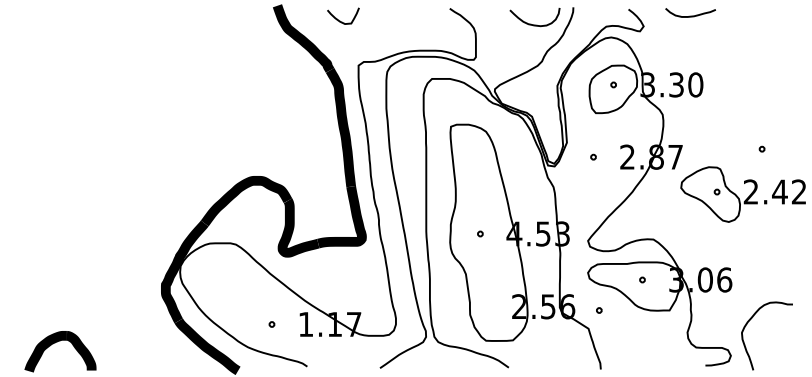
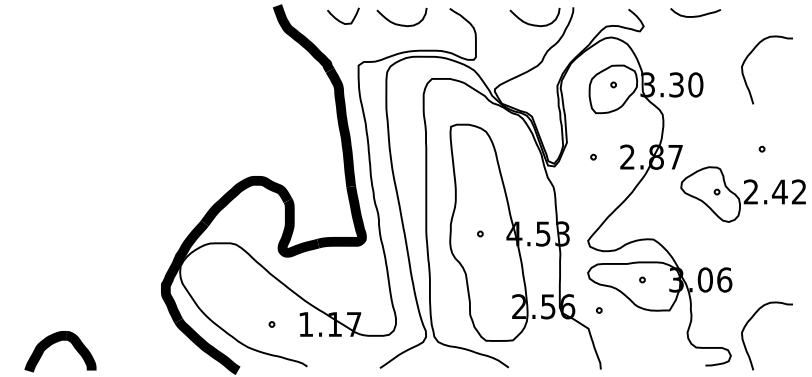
curve position: (690, 15) -> (695, 15) (695, 15)
curve: none -> present (398, 23)
curve: none -> present (751, 53)
